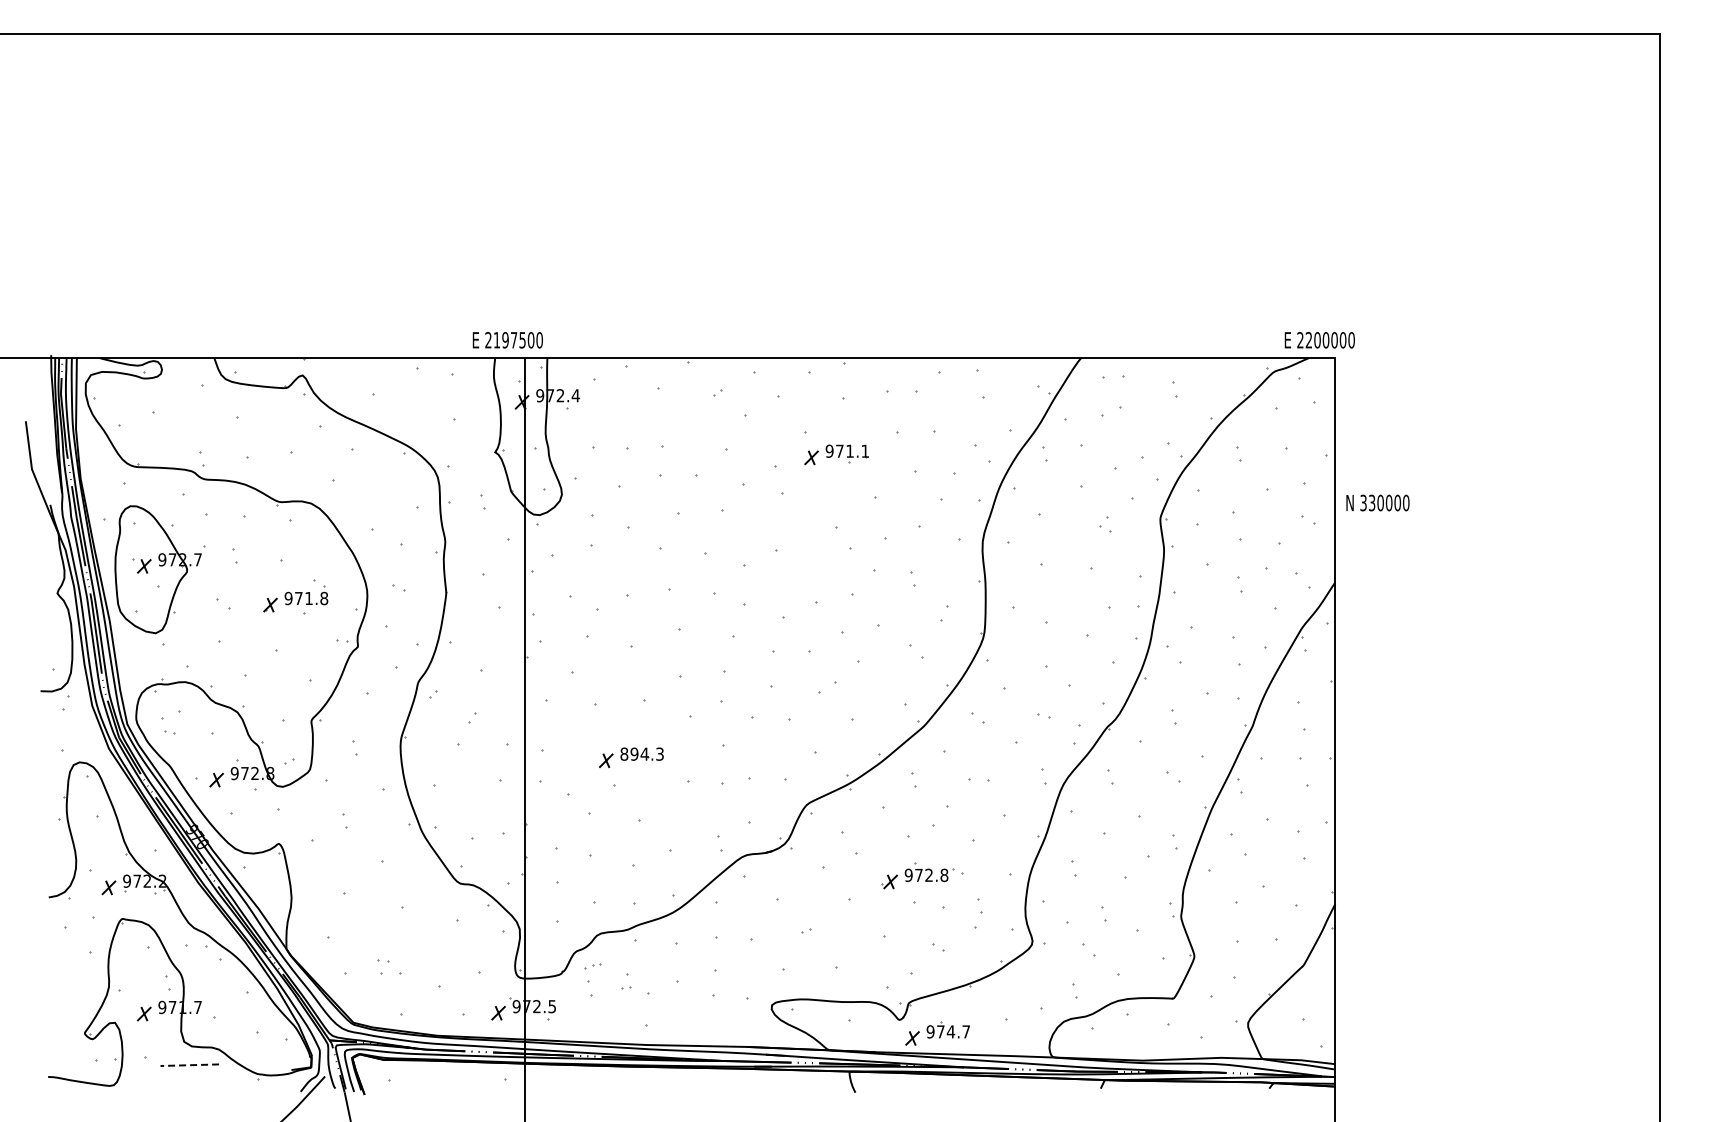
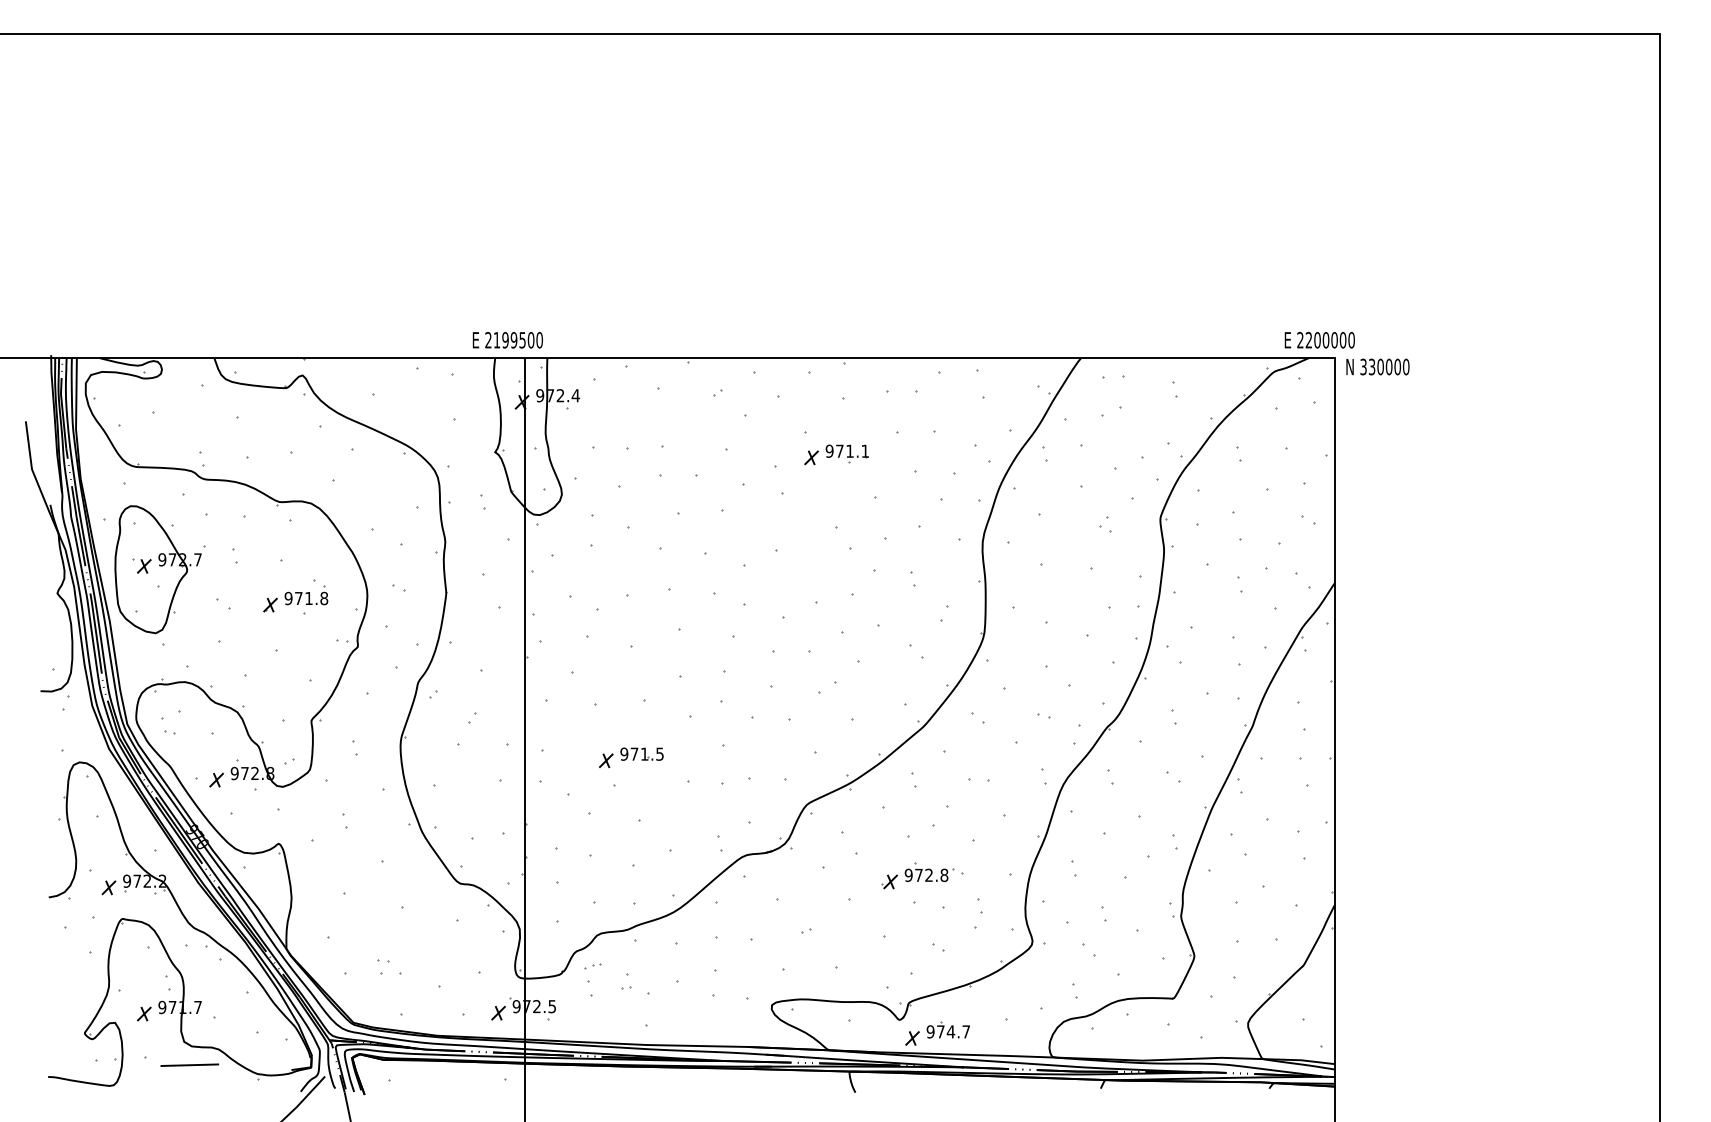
text: 2197500 -> 2199500 (513, 340)
text position: (1377, 502) -> (1377, 366) (1377, 366)
text: 894.3 -> 971.5 (641, 753)
line: dashed -> solid (189, 1065)
